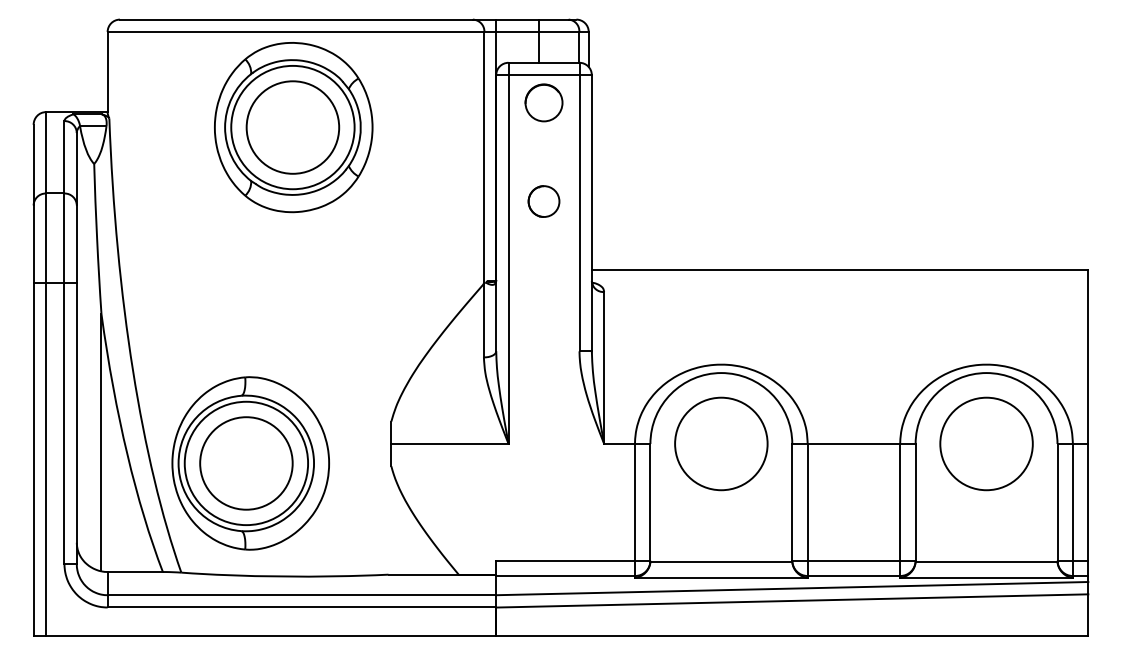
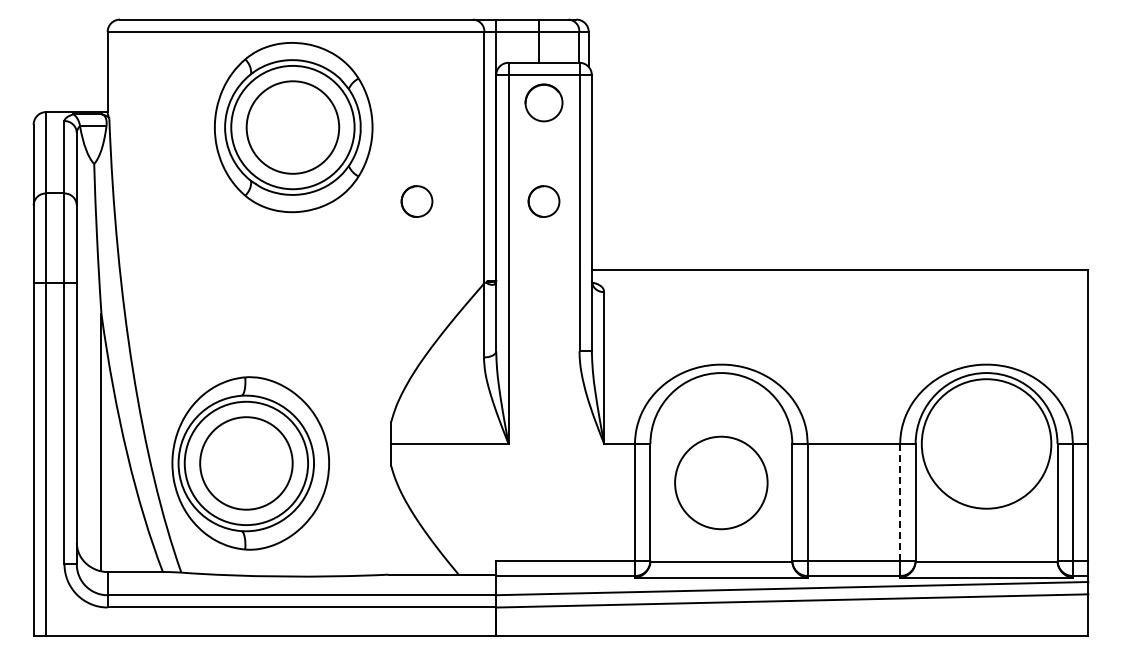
part: none -> present (416, 201)
circle position: (721, 443) -> (721, 482) (721, 482)
circle diameter: 93 px -> 130 px (986, 443)
line: solid -> dashed (900, 501)
